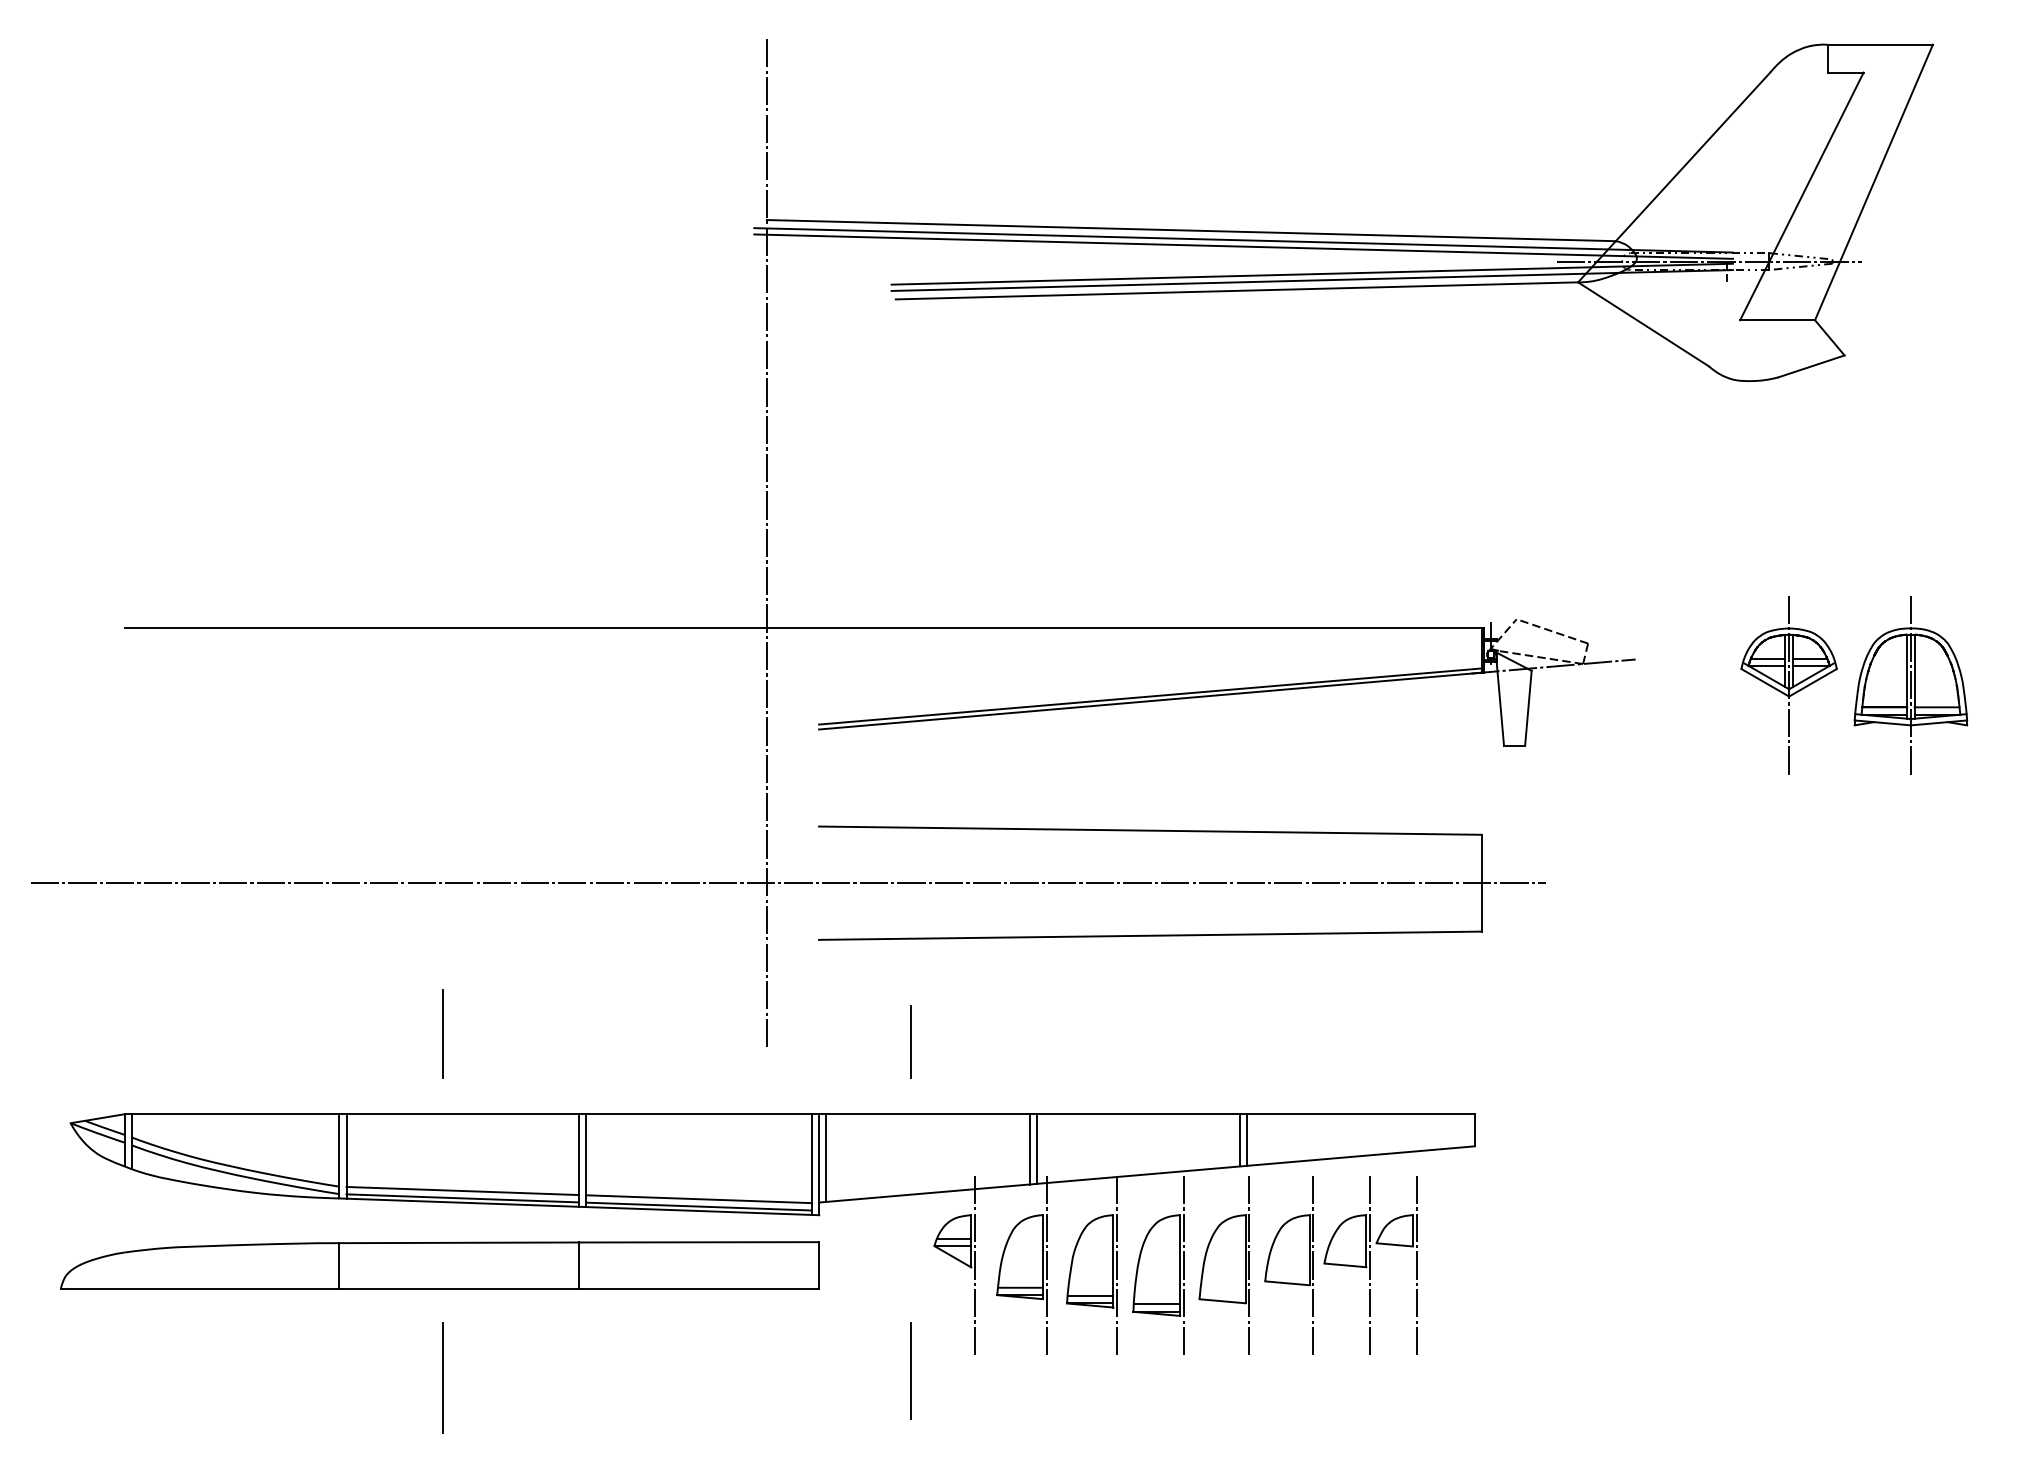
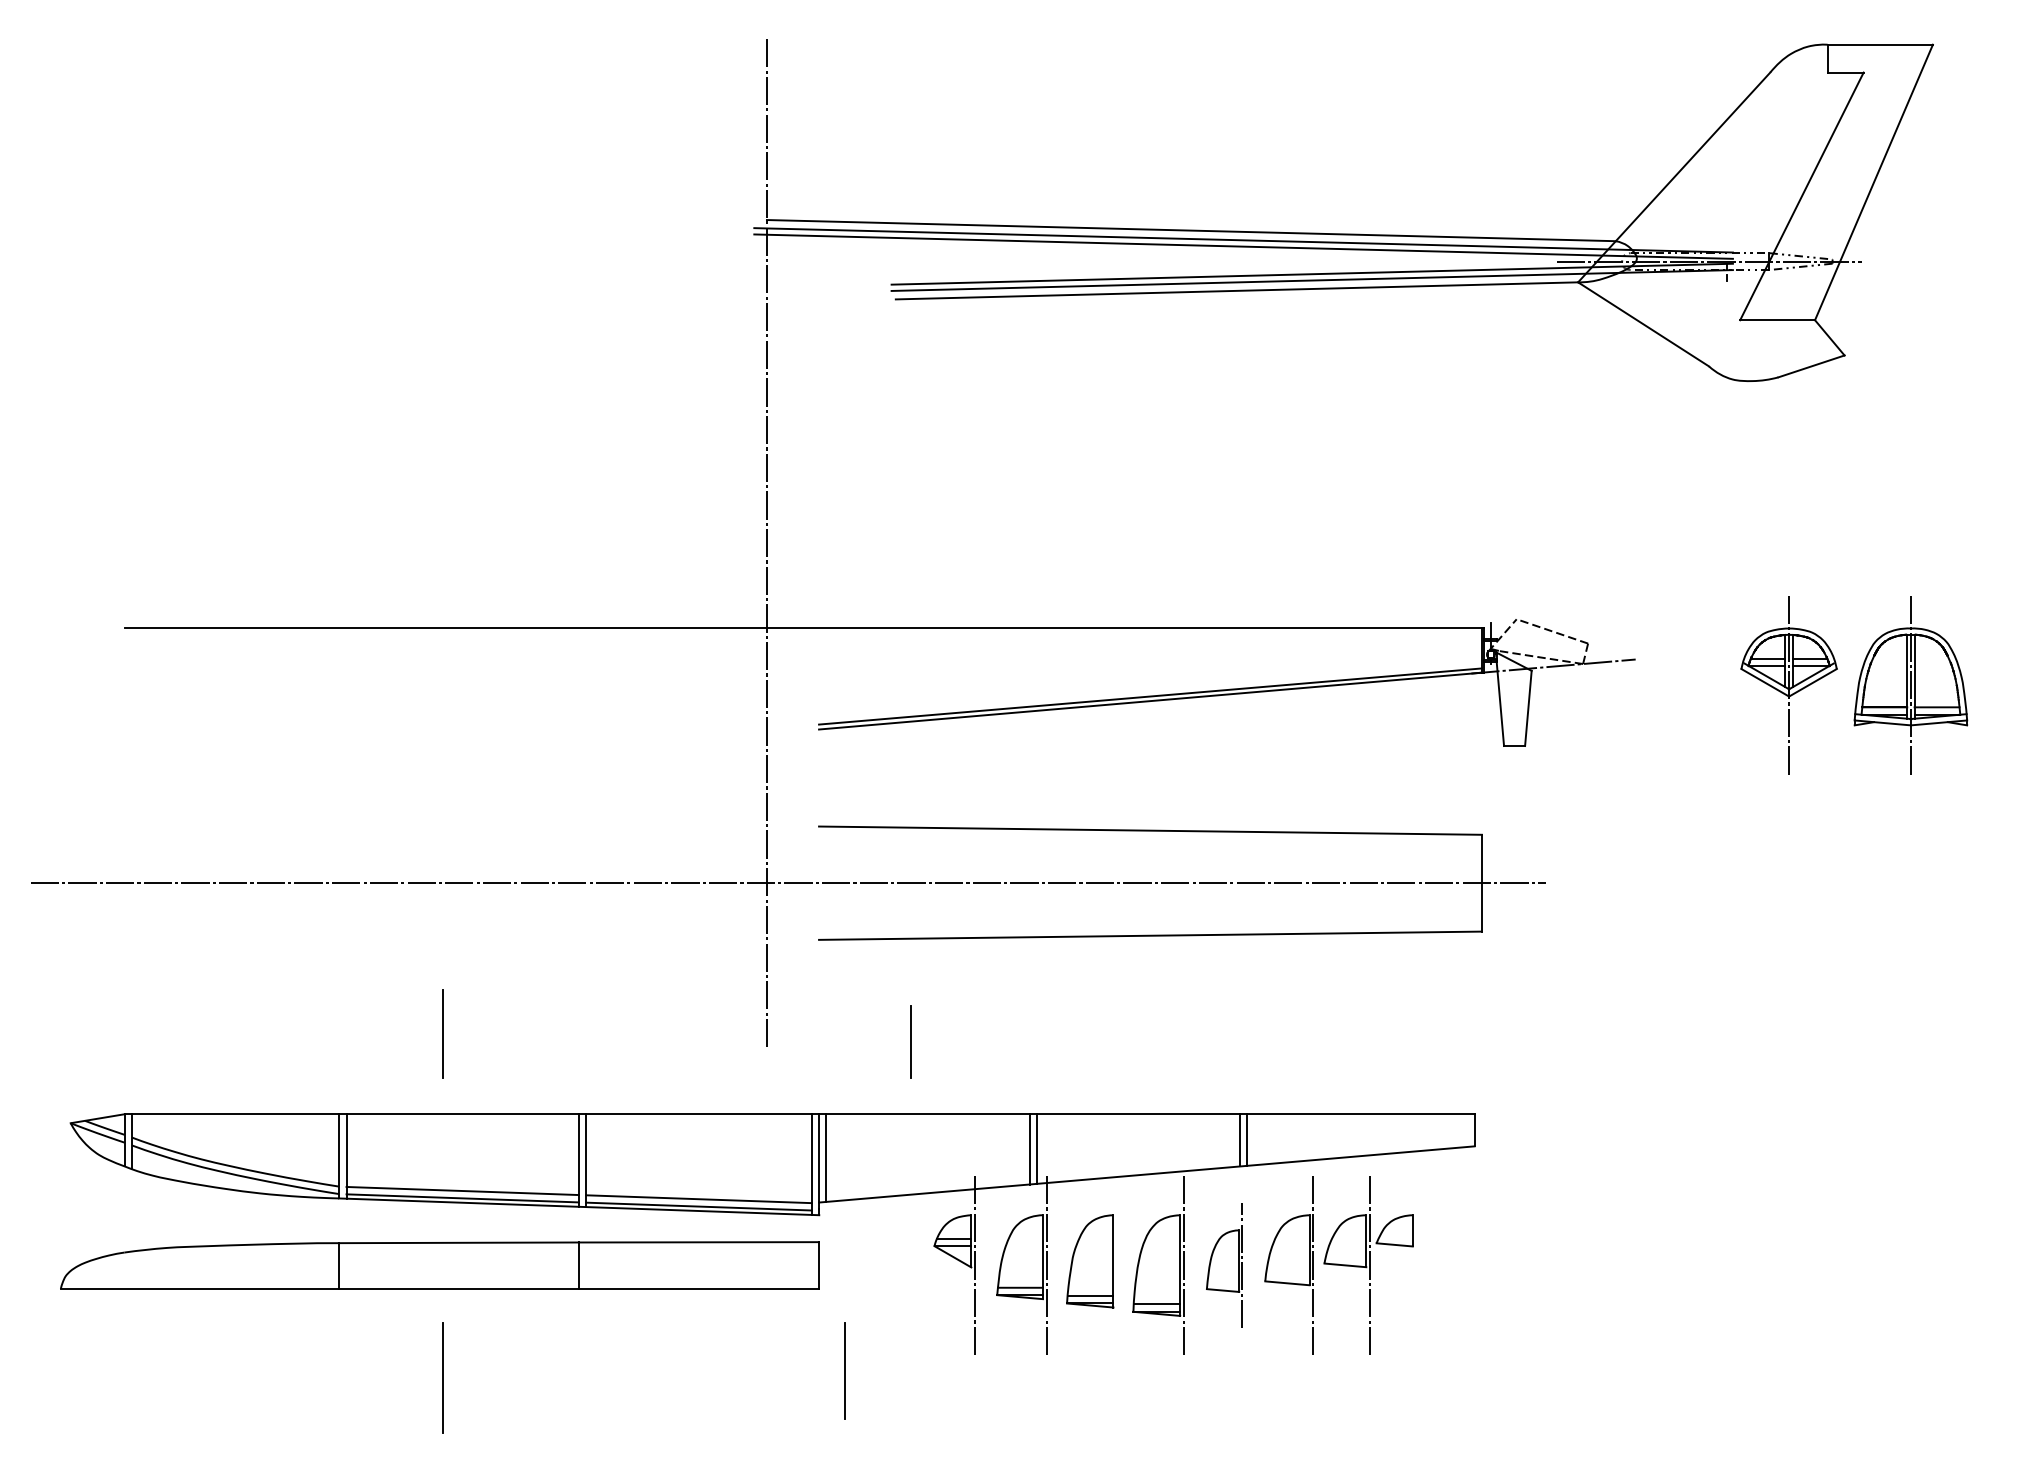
line: present -> none (1117, 1265)
part size: 52x179 px -> 37x125 px (1224, 1265)
line: present -> none (1416, 1265)
line position: (910, 1370) -> (844, 1370) (844, 1370)
